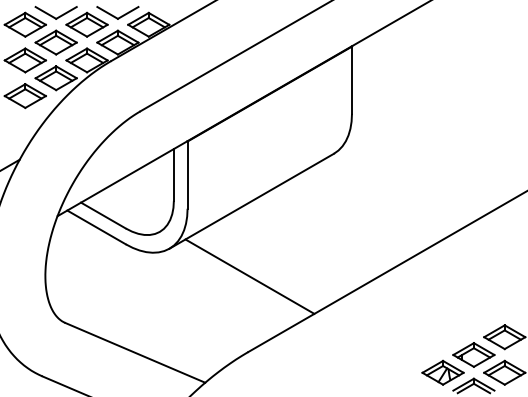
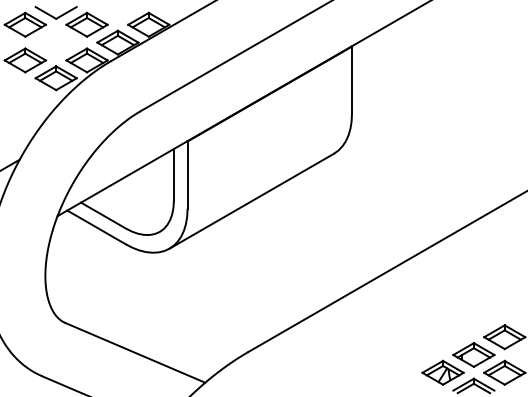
part: present -> none (117, 12)
part: present -> none (55, 42)
part: present -> none (24, 96)
line: present -> none (249, 276)
